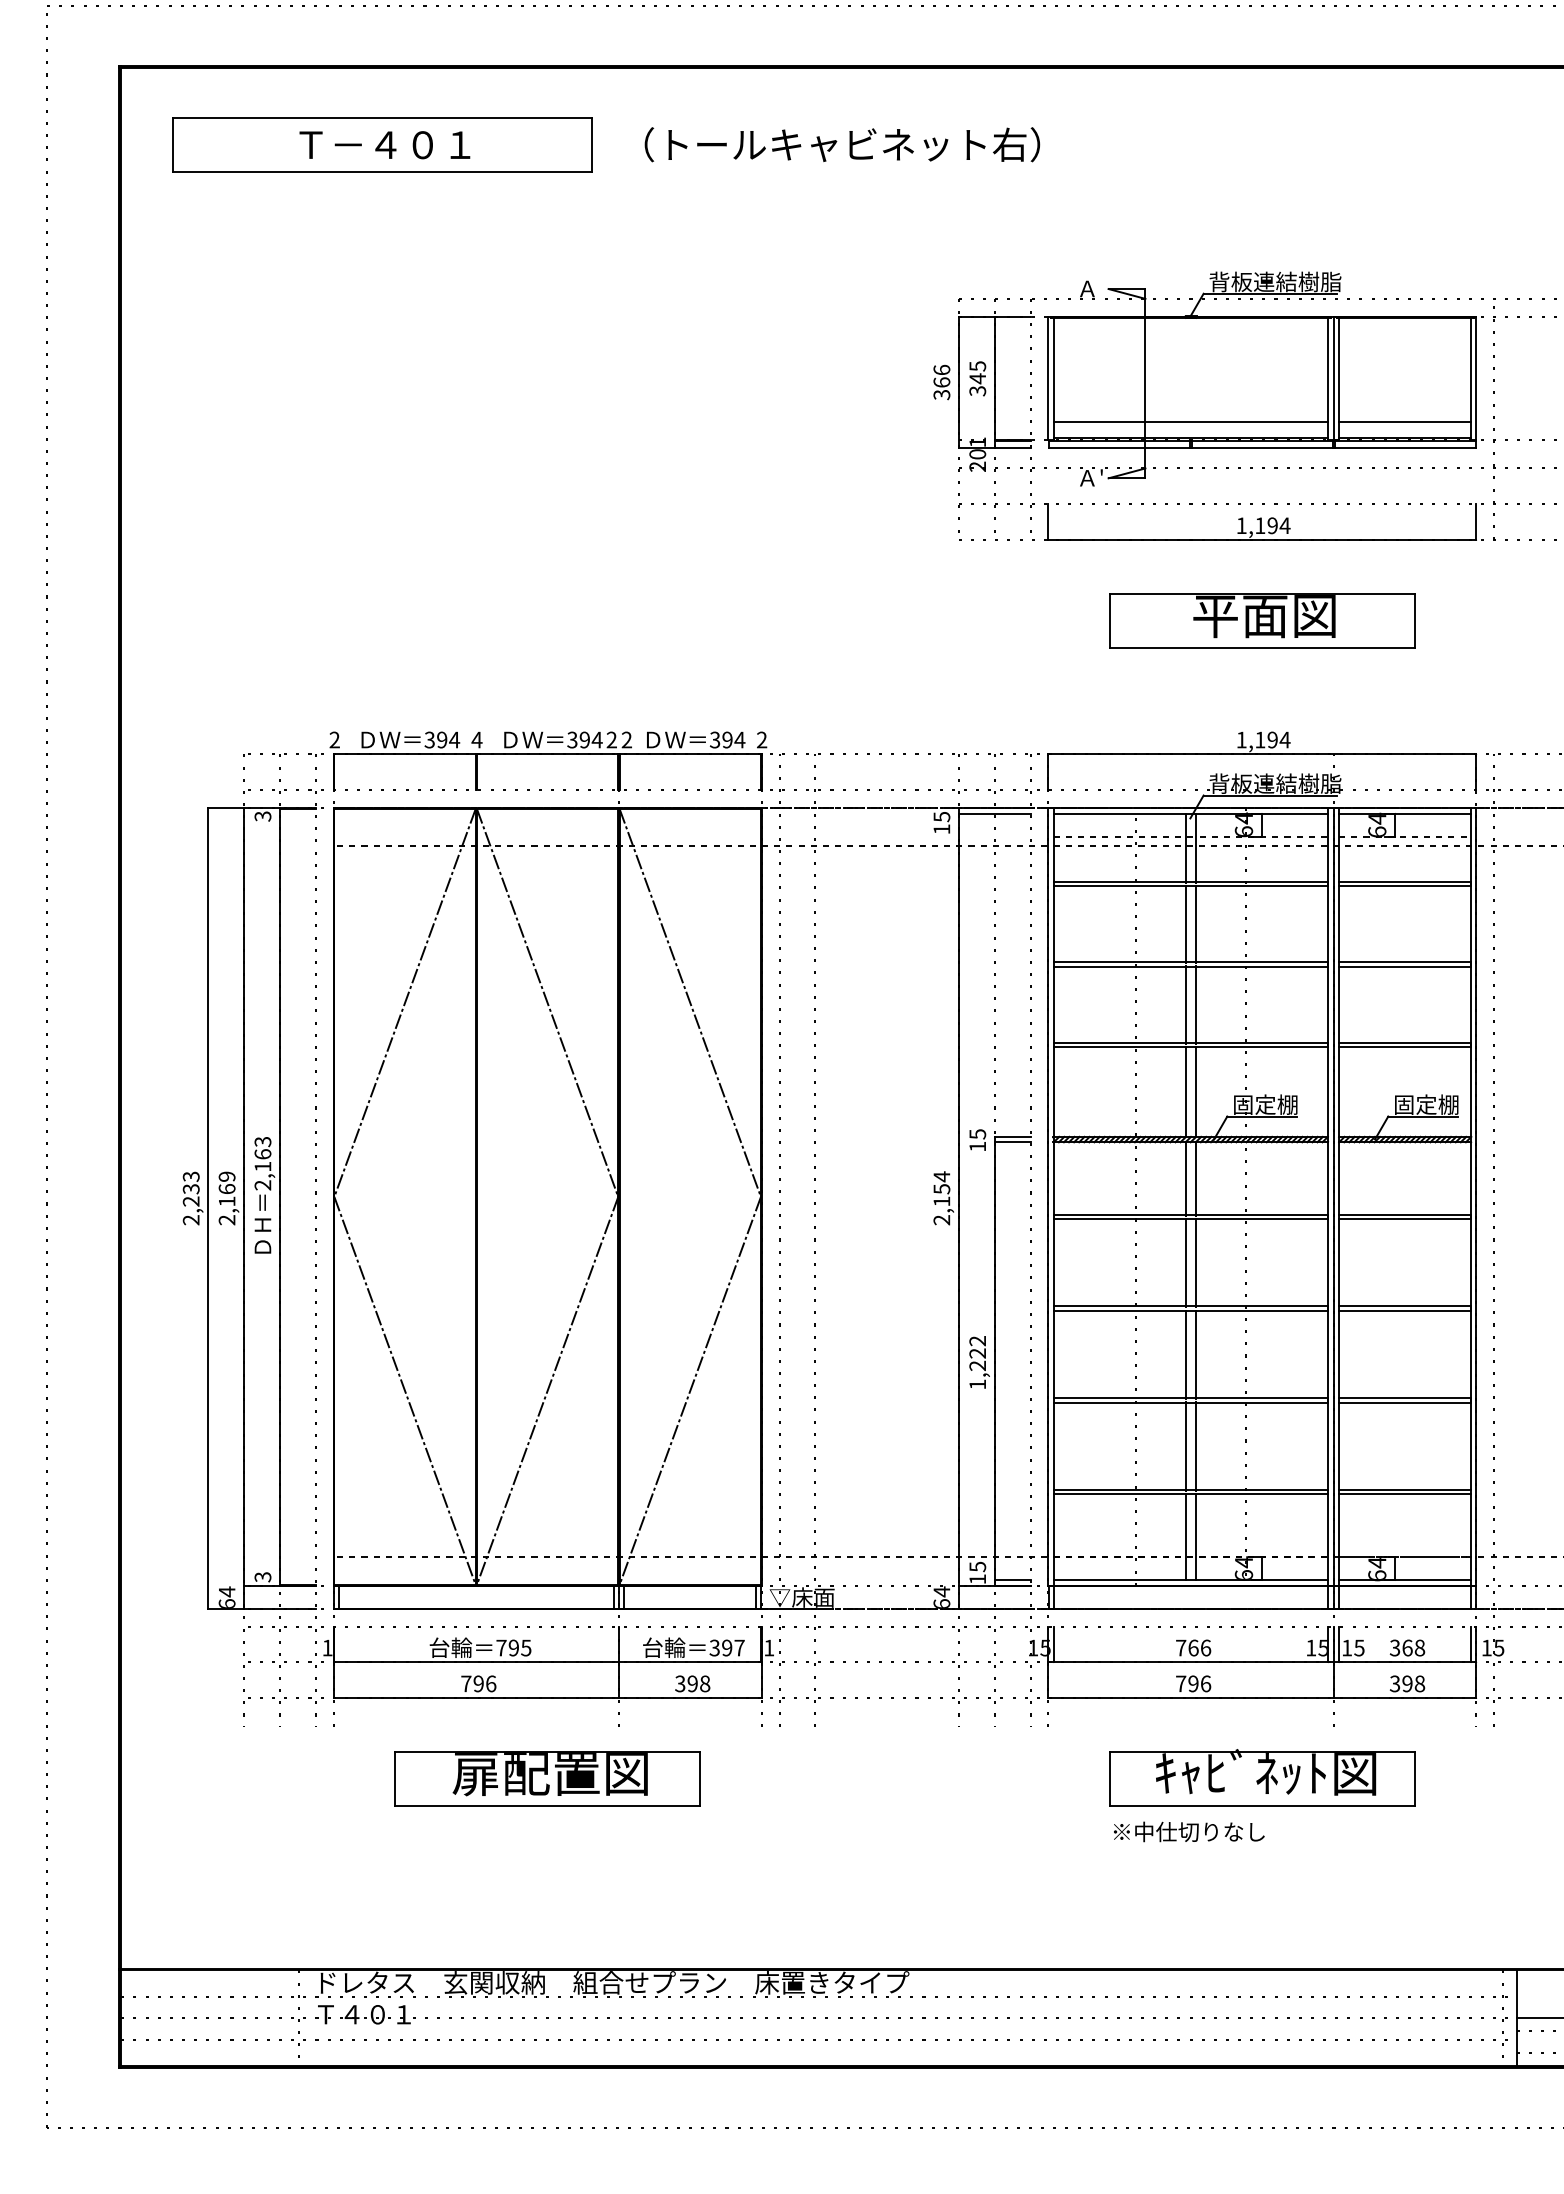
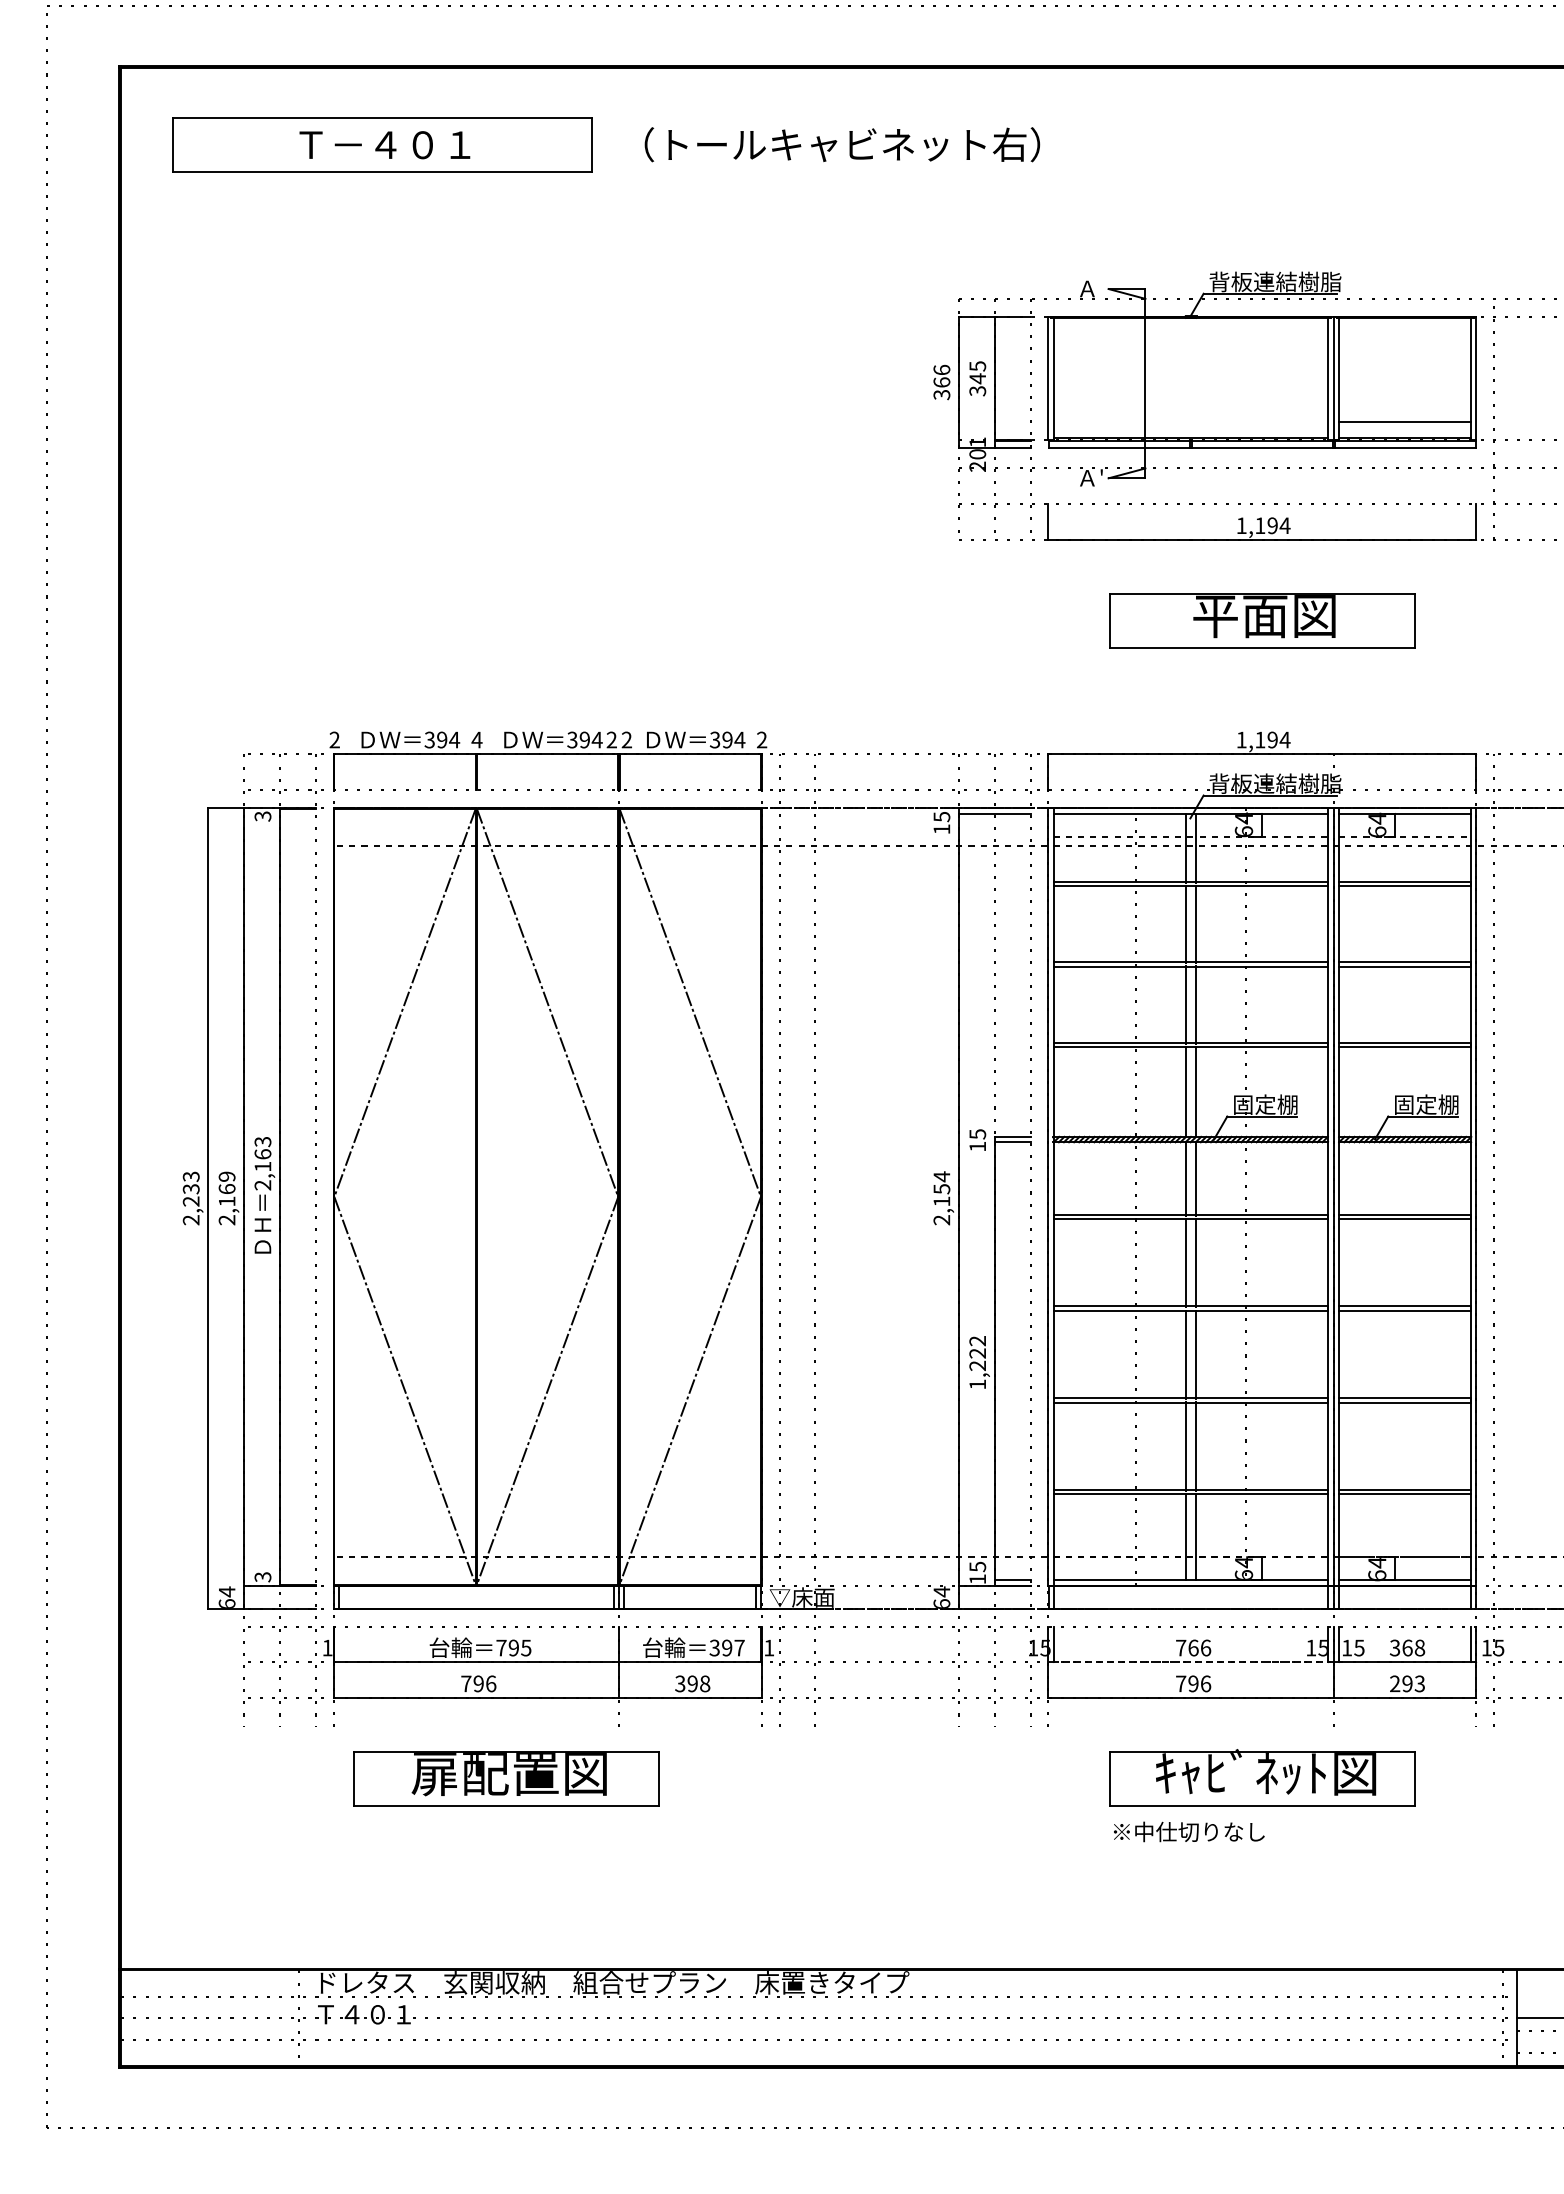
line: present -> none (1190, 421)
line: solid -> dashed (1191, 1662)
text: 398 -> 293 (1407, 1683)
part position: (547, 1778) -> (506, 1778) (506, 1778)
